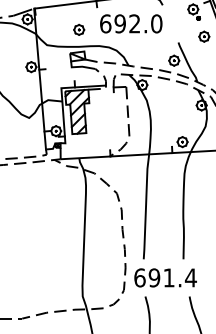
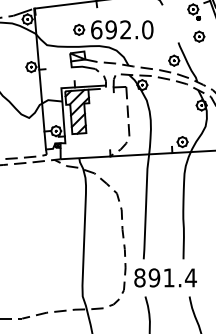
text position: (131, 23) -> (122, 29) (122, 29)
part position: (204, 36) -> (199, 36) (199, 36)
text: 691.4 -> 891.4 (139, 277)
